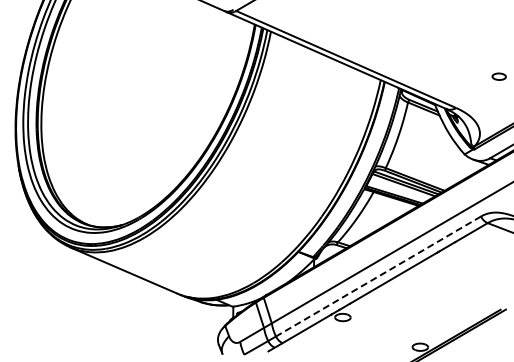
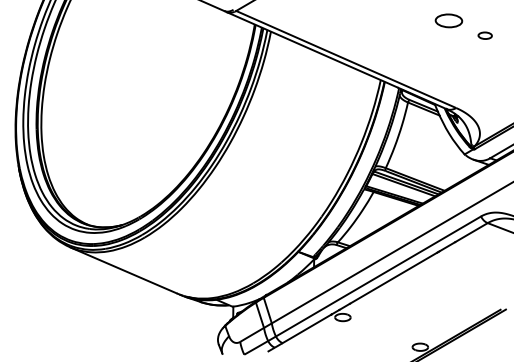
part: none -> present (448, 20)
part position: (498, 76) -> (484, 35) (484, 35)
line: dashed -> solid (378, 276)
